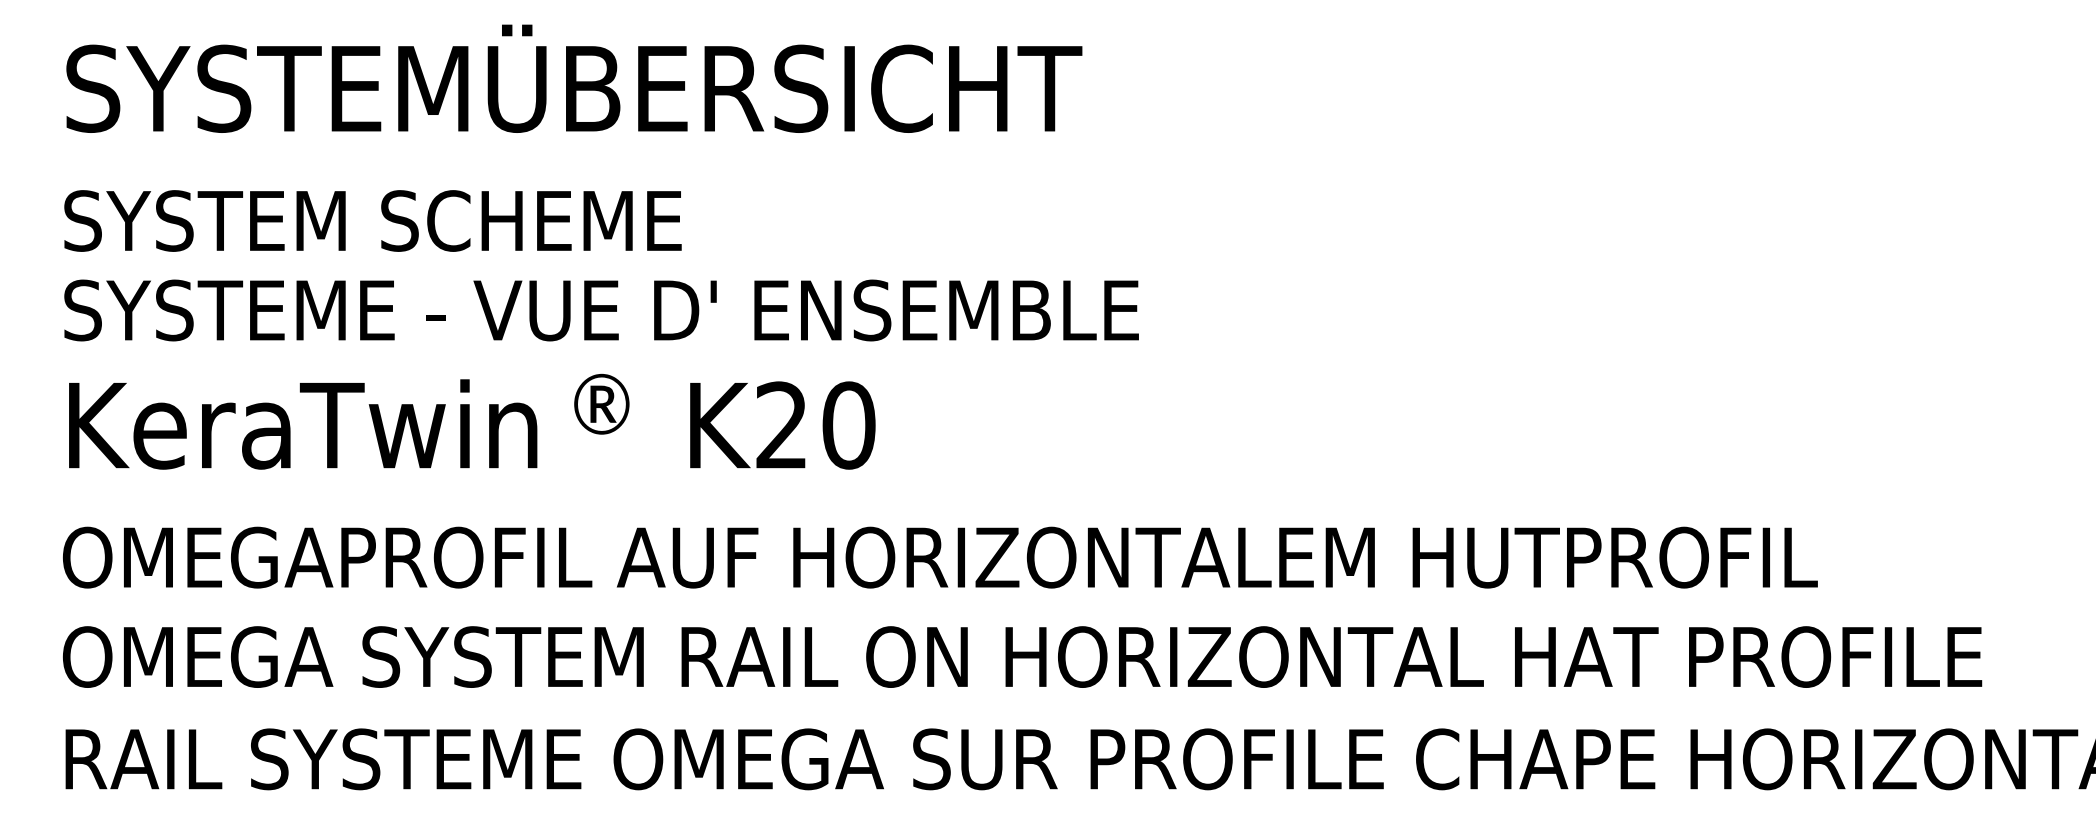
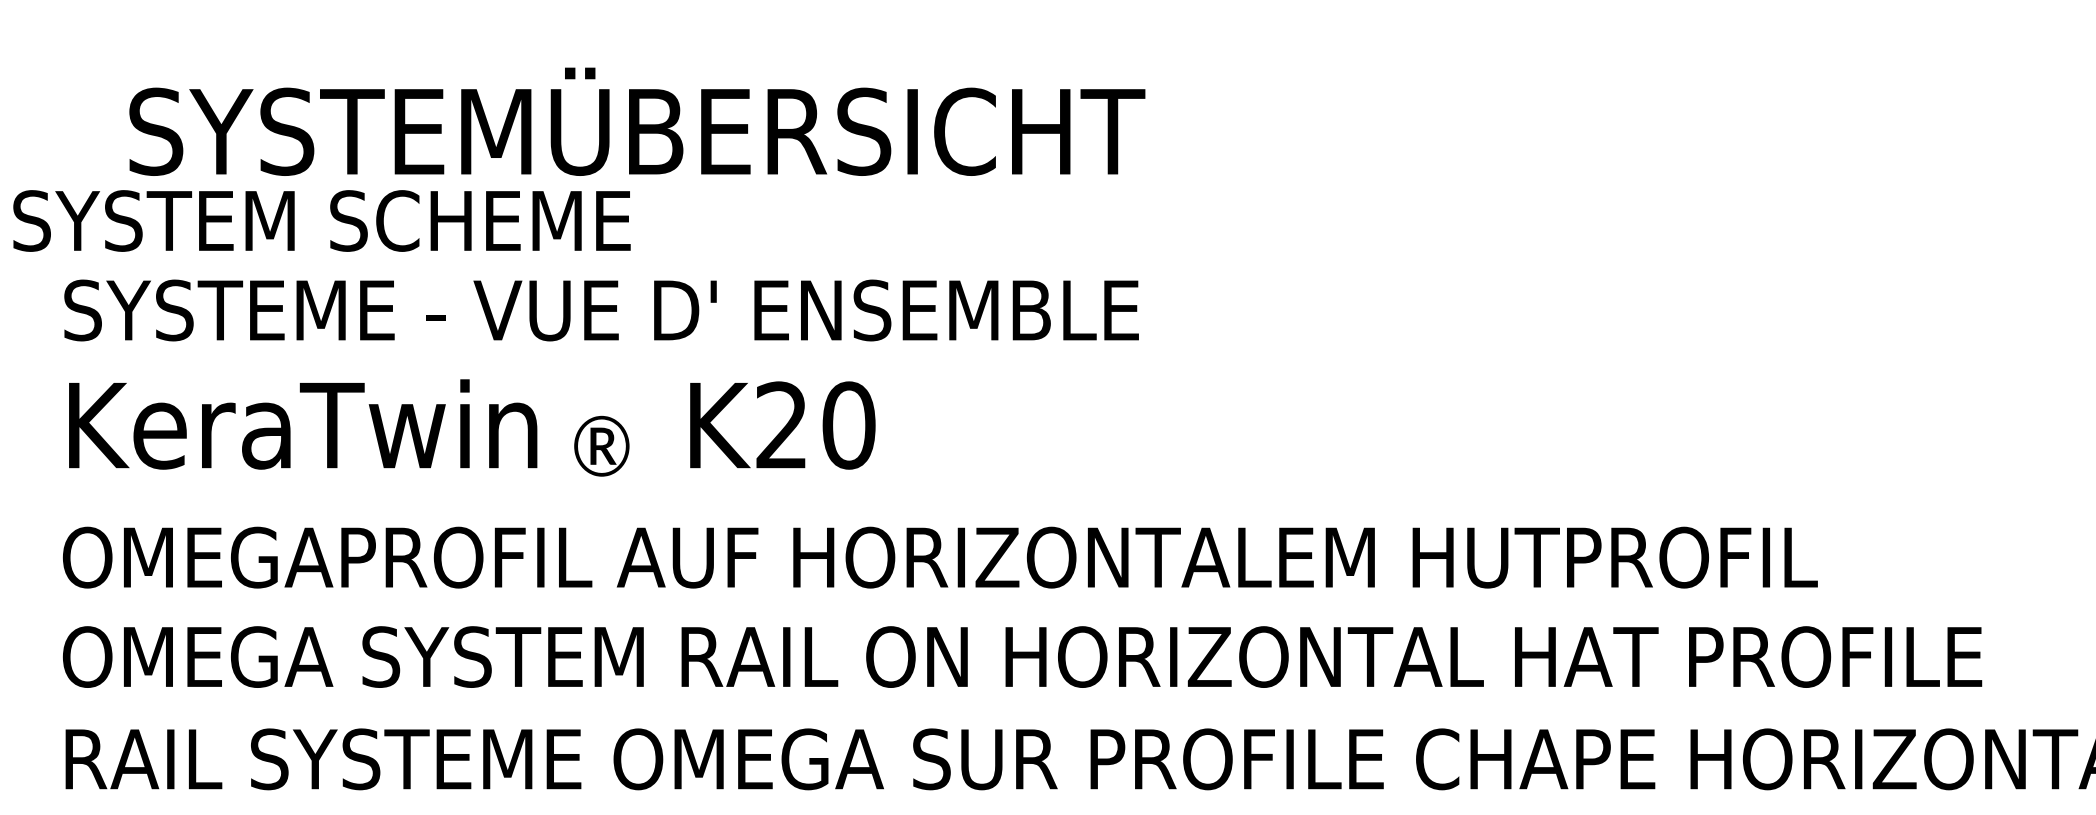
text position: (574, 78) -> (637, 121) (637, 121)
text position: (372, 220) -> (321, 220) (321, 220)
text position: (601, 403) -> (601, 445) (601, 445)
